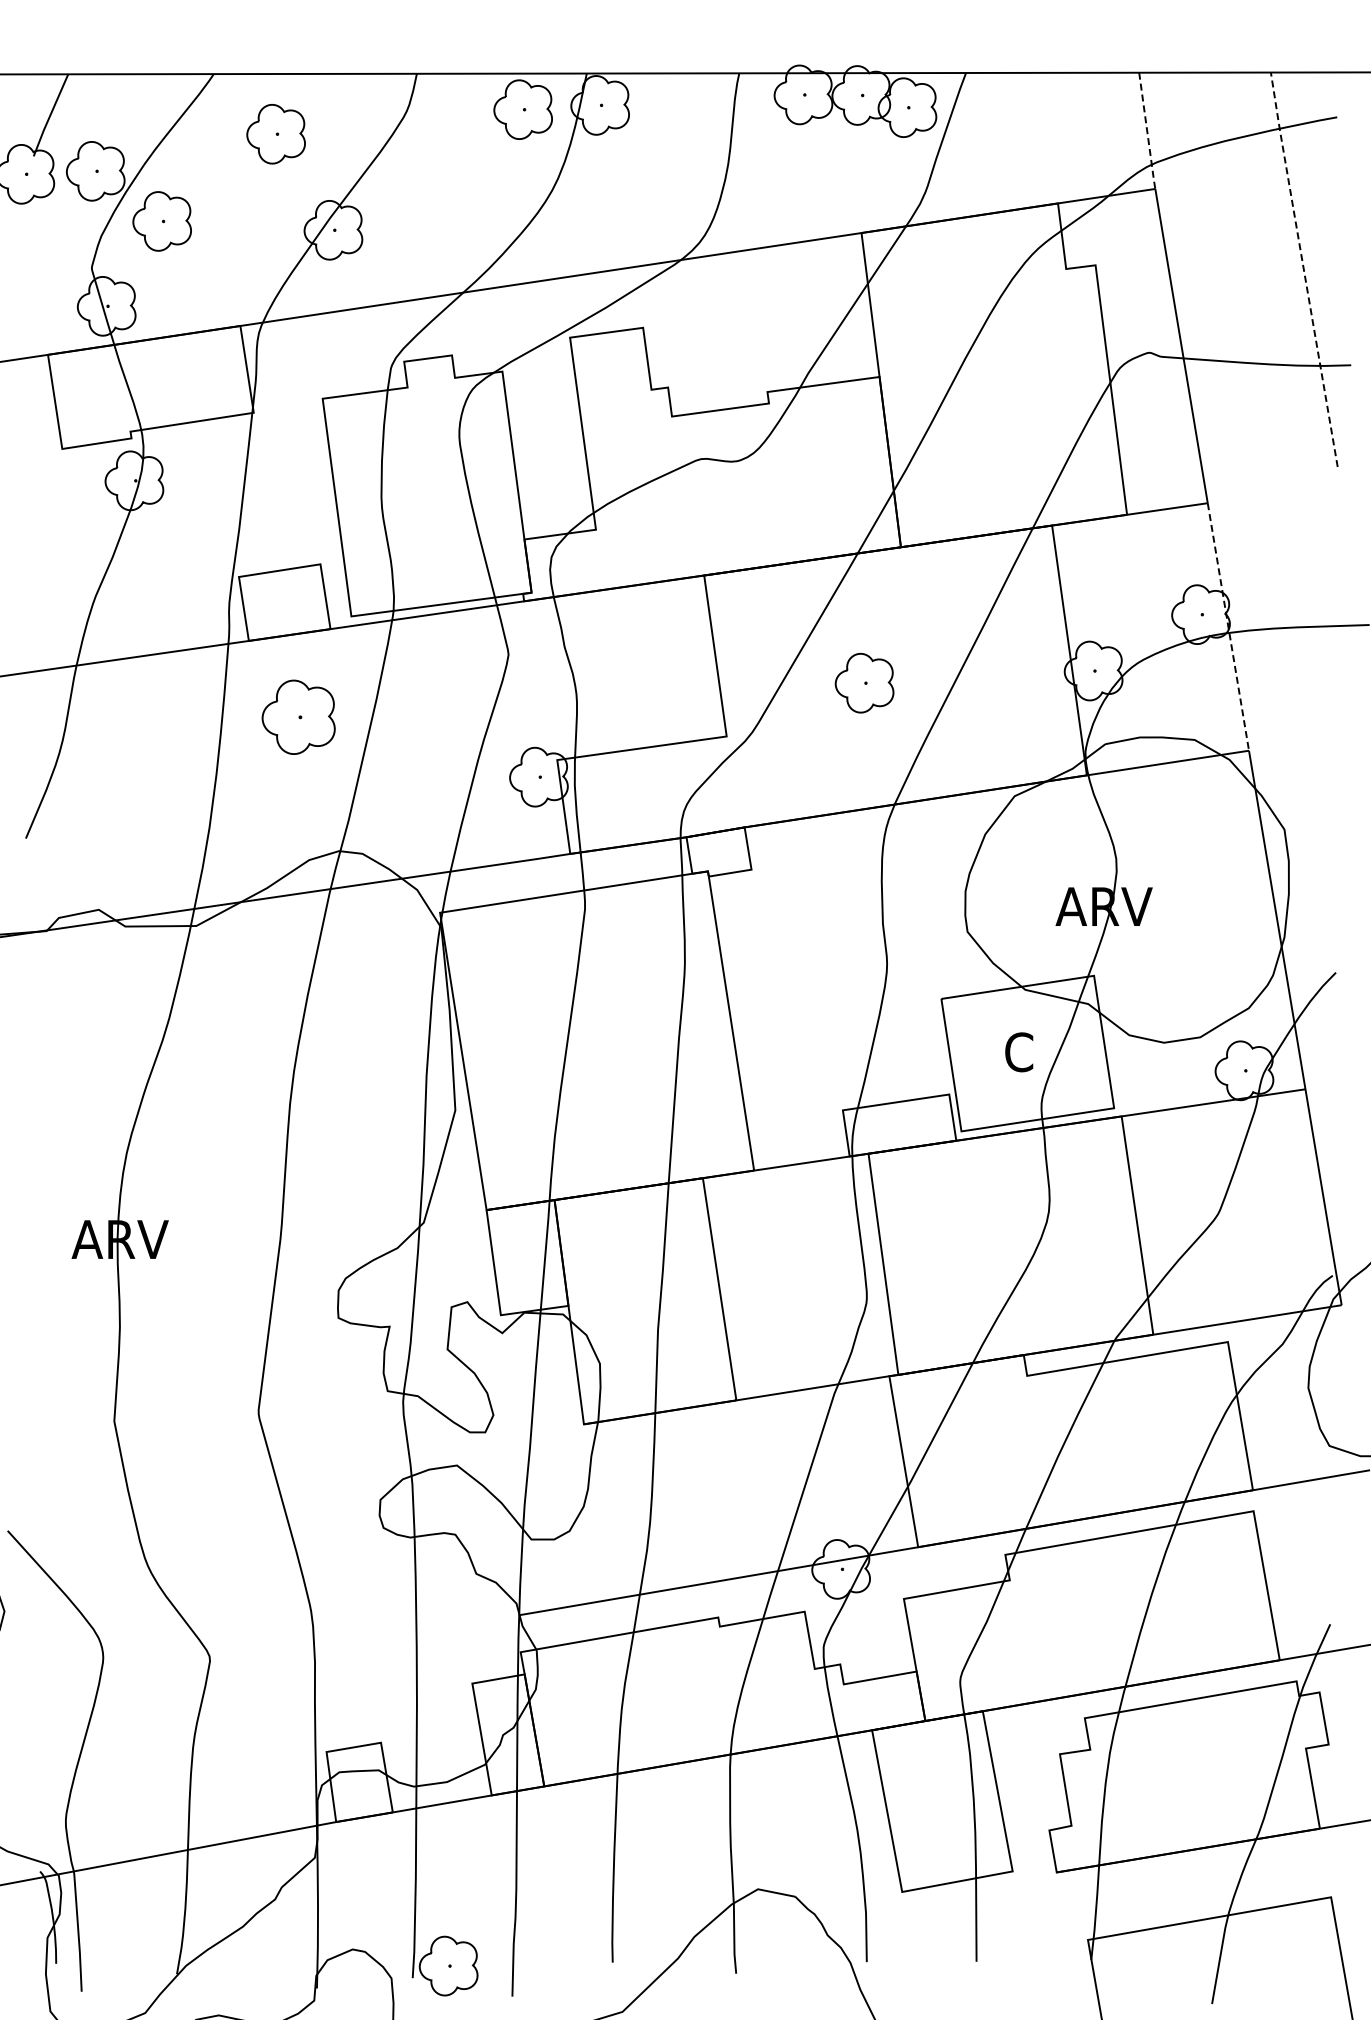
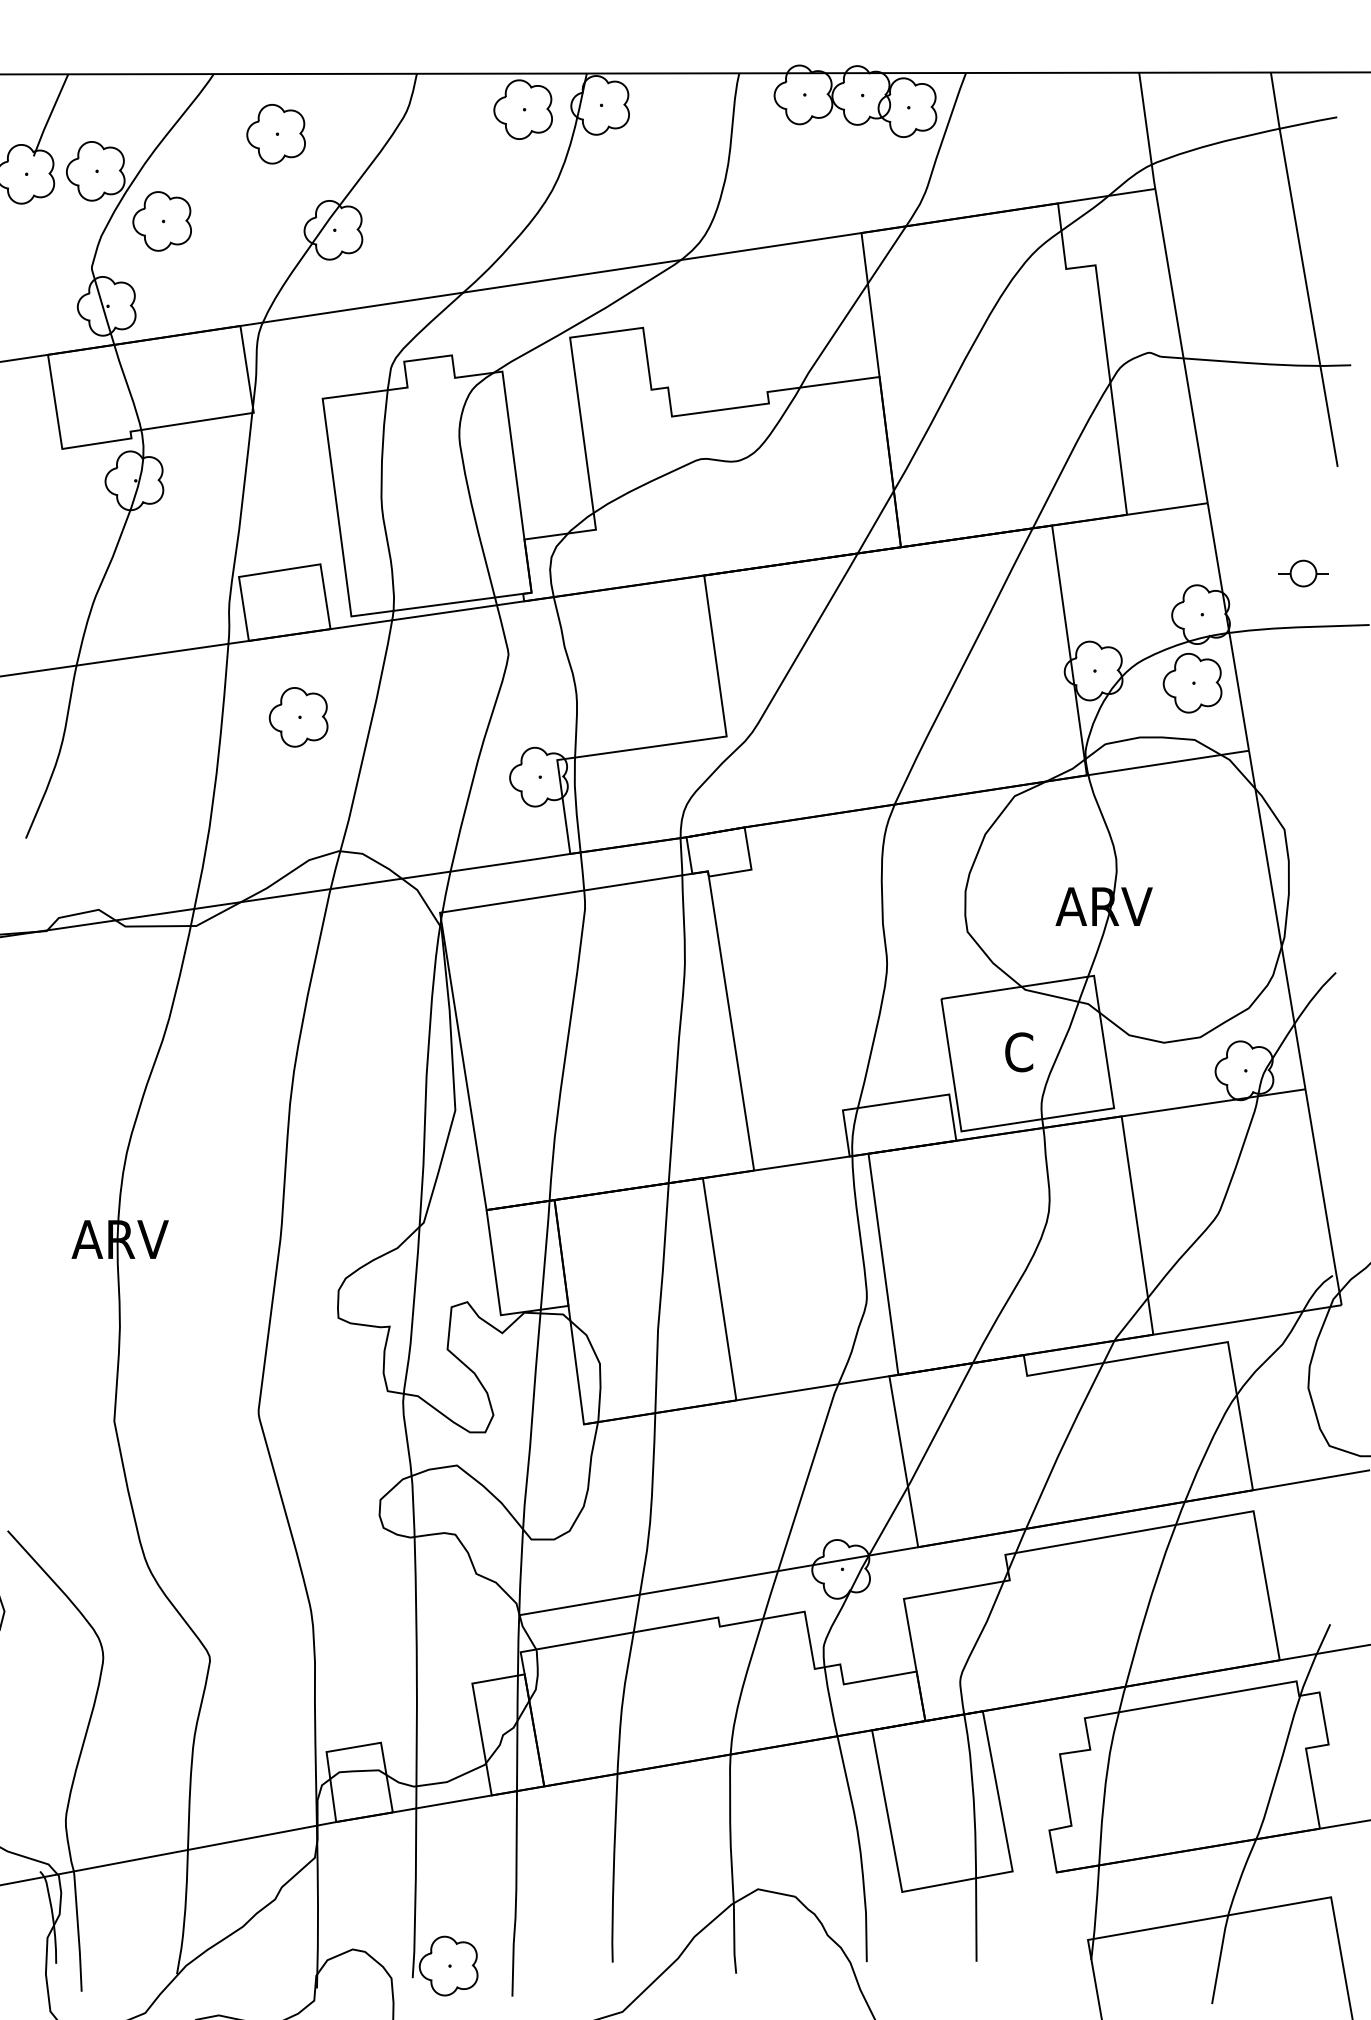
line: dashed -> solid (1147, 132)
line: dashed -> solid (1303, 269)
part: none -> present (1303, 573)
line: dashed -> solid (1228, 627)
part position: (864, 683) -> (1192, 683) (1192, 683)
part size: 75x76 px -> 61x61 px (298, 717)
